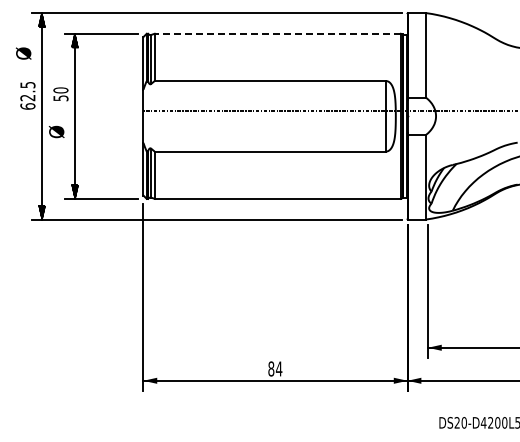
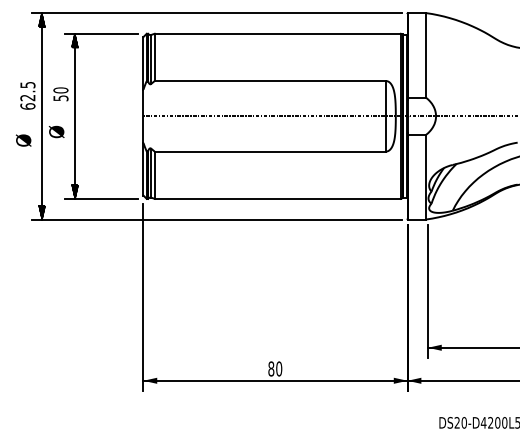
line: dashed -> solid (277, 33)
text position: (23, 53) -> (23, 140) (23, 140)
line position: (329, 111) -> (329, 116) (329, 116)
text: 84 -> 80 (278, 368)
